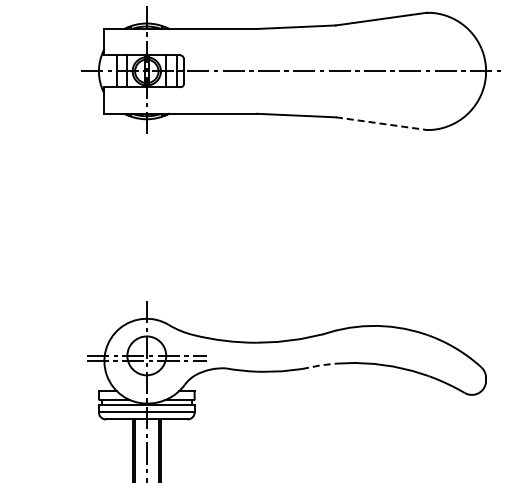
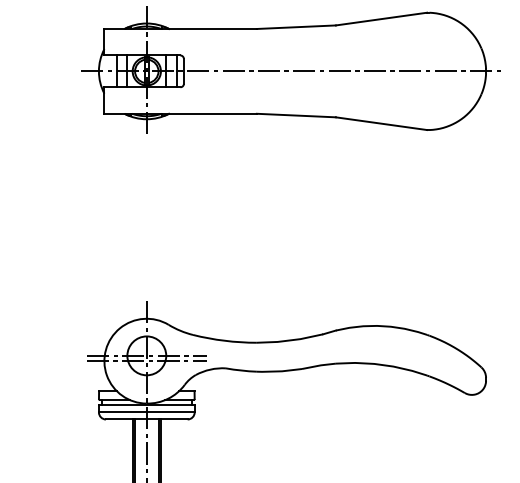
line: dashed -> solid (382, 123)
line: dashed -> solid (319, 365)
